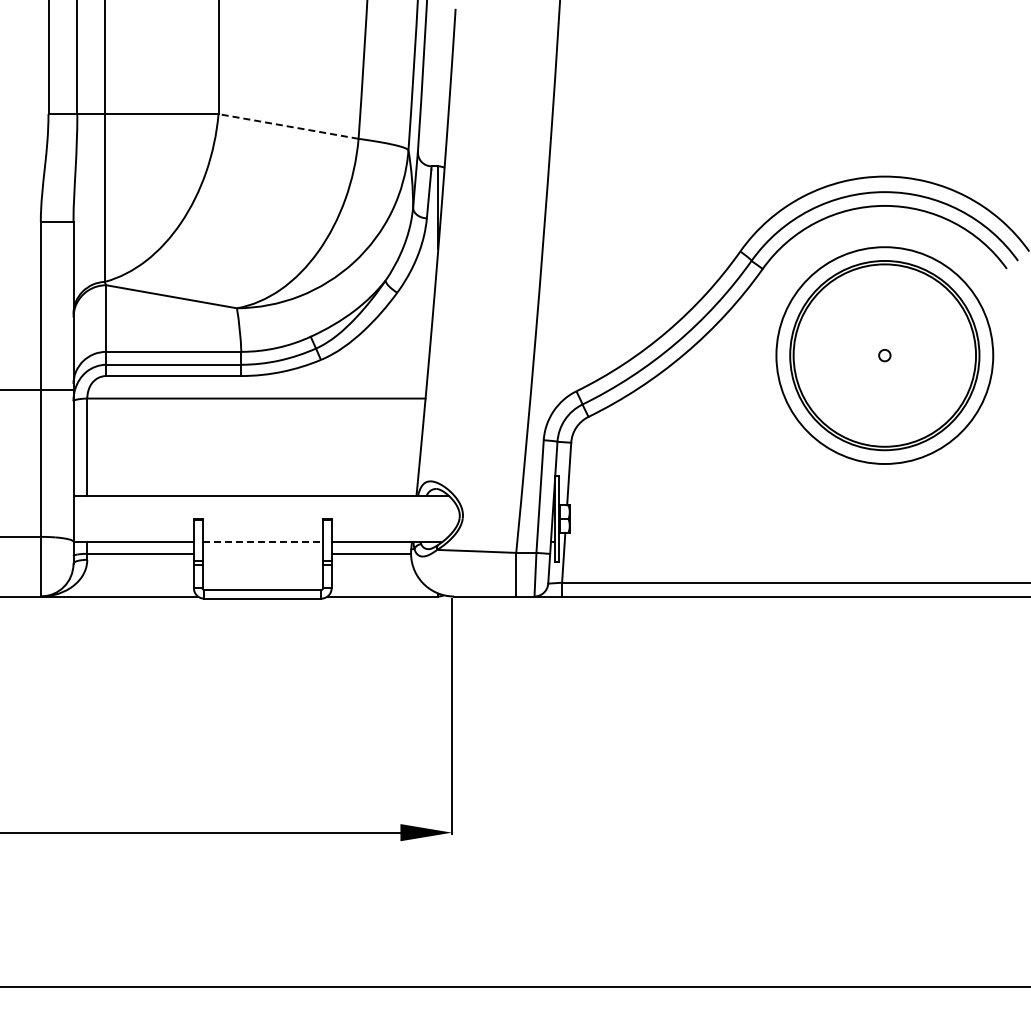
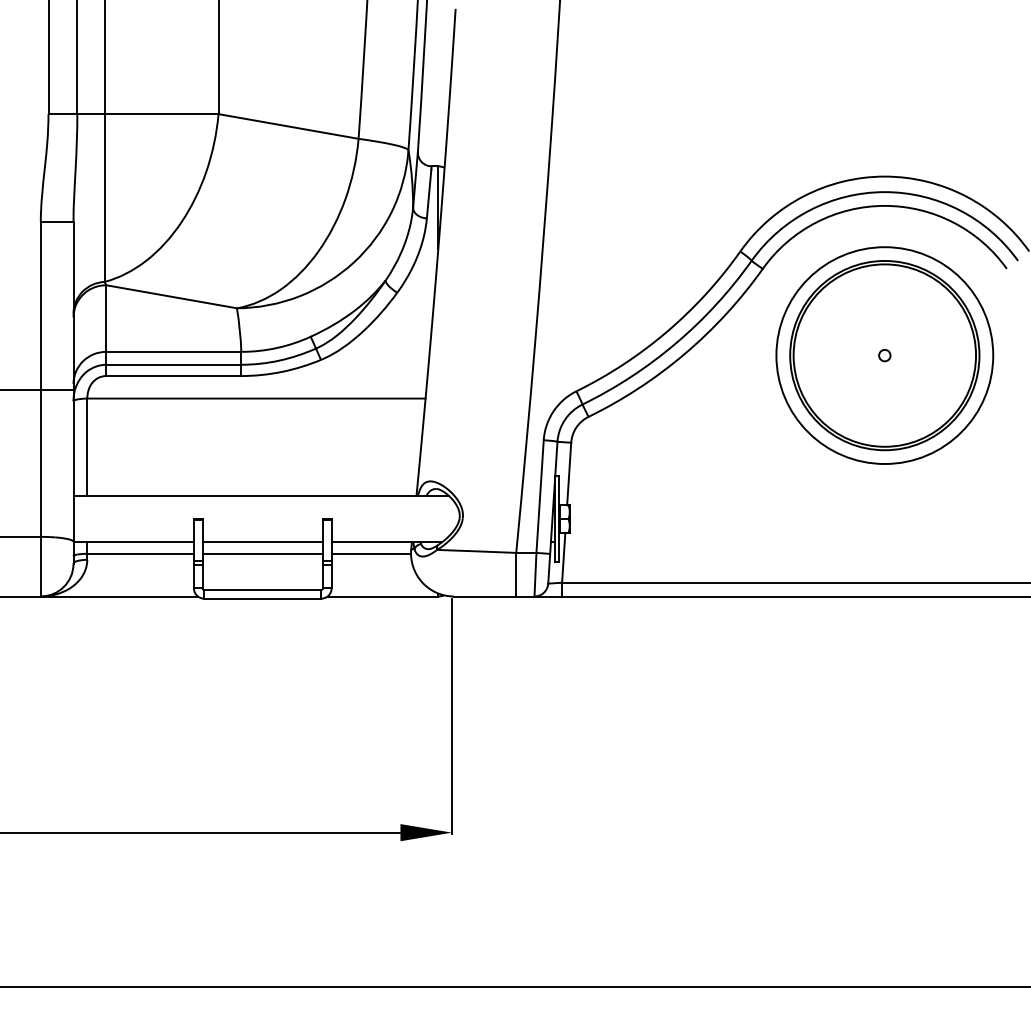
line: dashed -> solid (288, 126)
line: dashed -> solid (263, 542)
line: none -> present (262, 553)
